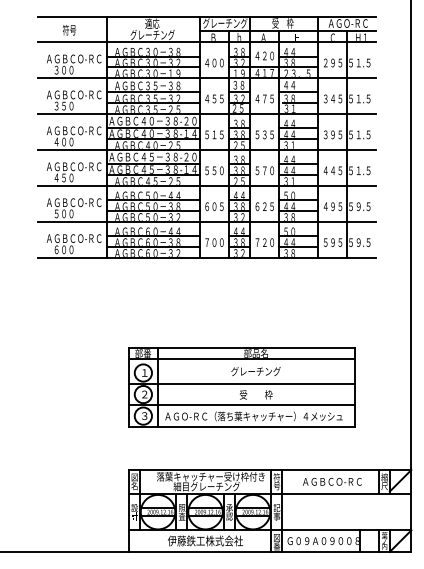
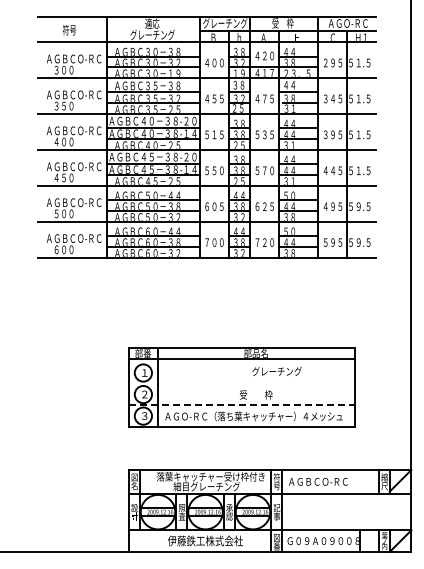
text position: (255, 371) -> (276, 371) (276, 371)
line: present -> none (242, 383)
line: solid -> dashed (242, 405)
text position: (332, 481) -> (318, 481) (318, 481)
